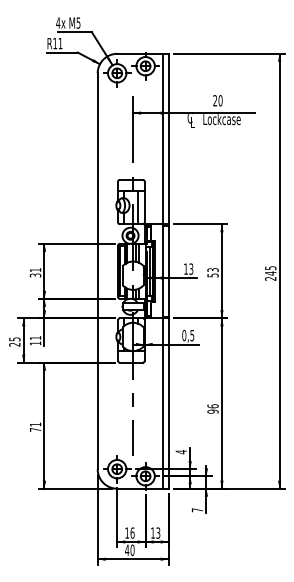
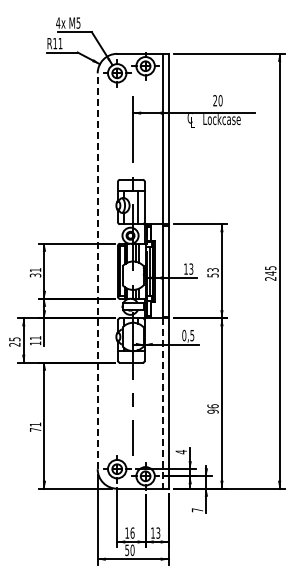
line: solid -> dashed (97, 271)
line: solid -> dashed (162, 404)
text: 40 -> 50 (127, 550)
